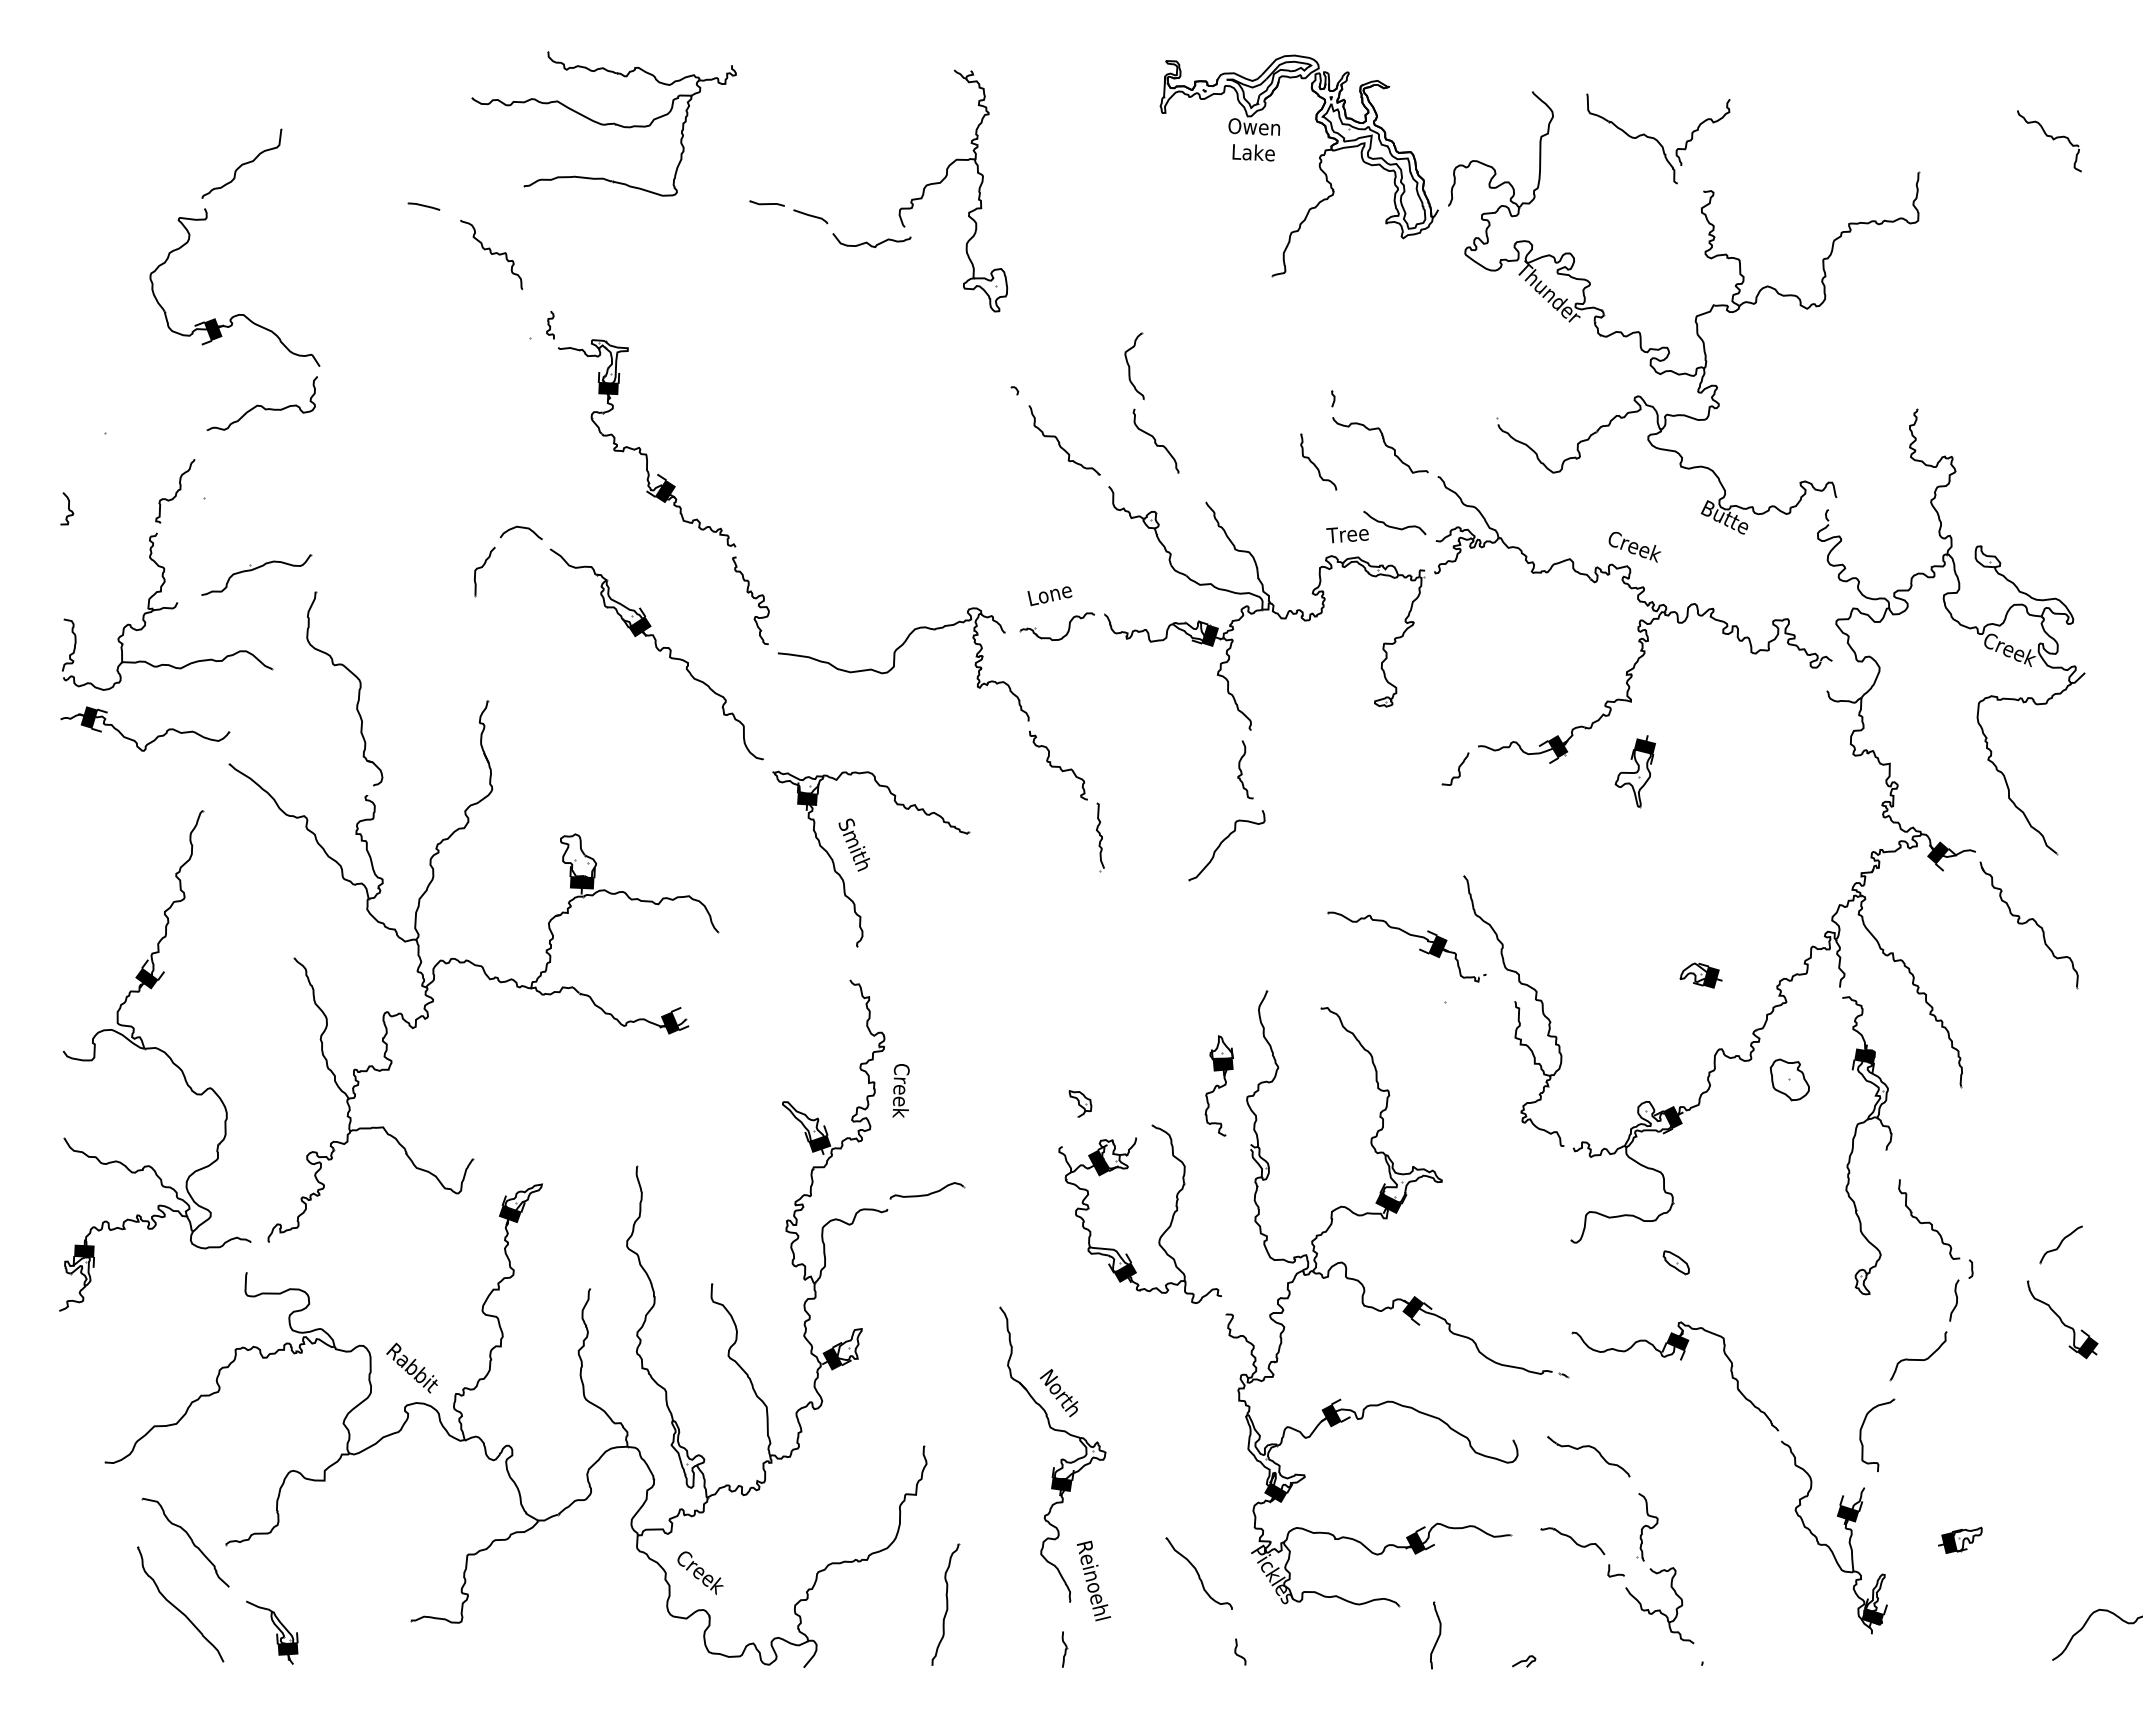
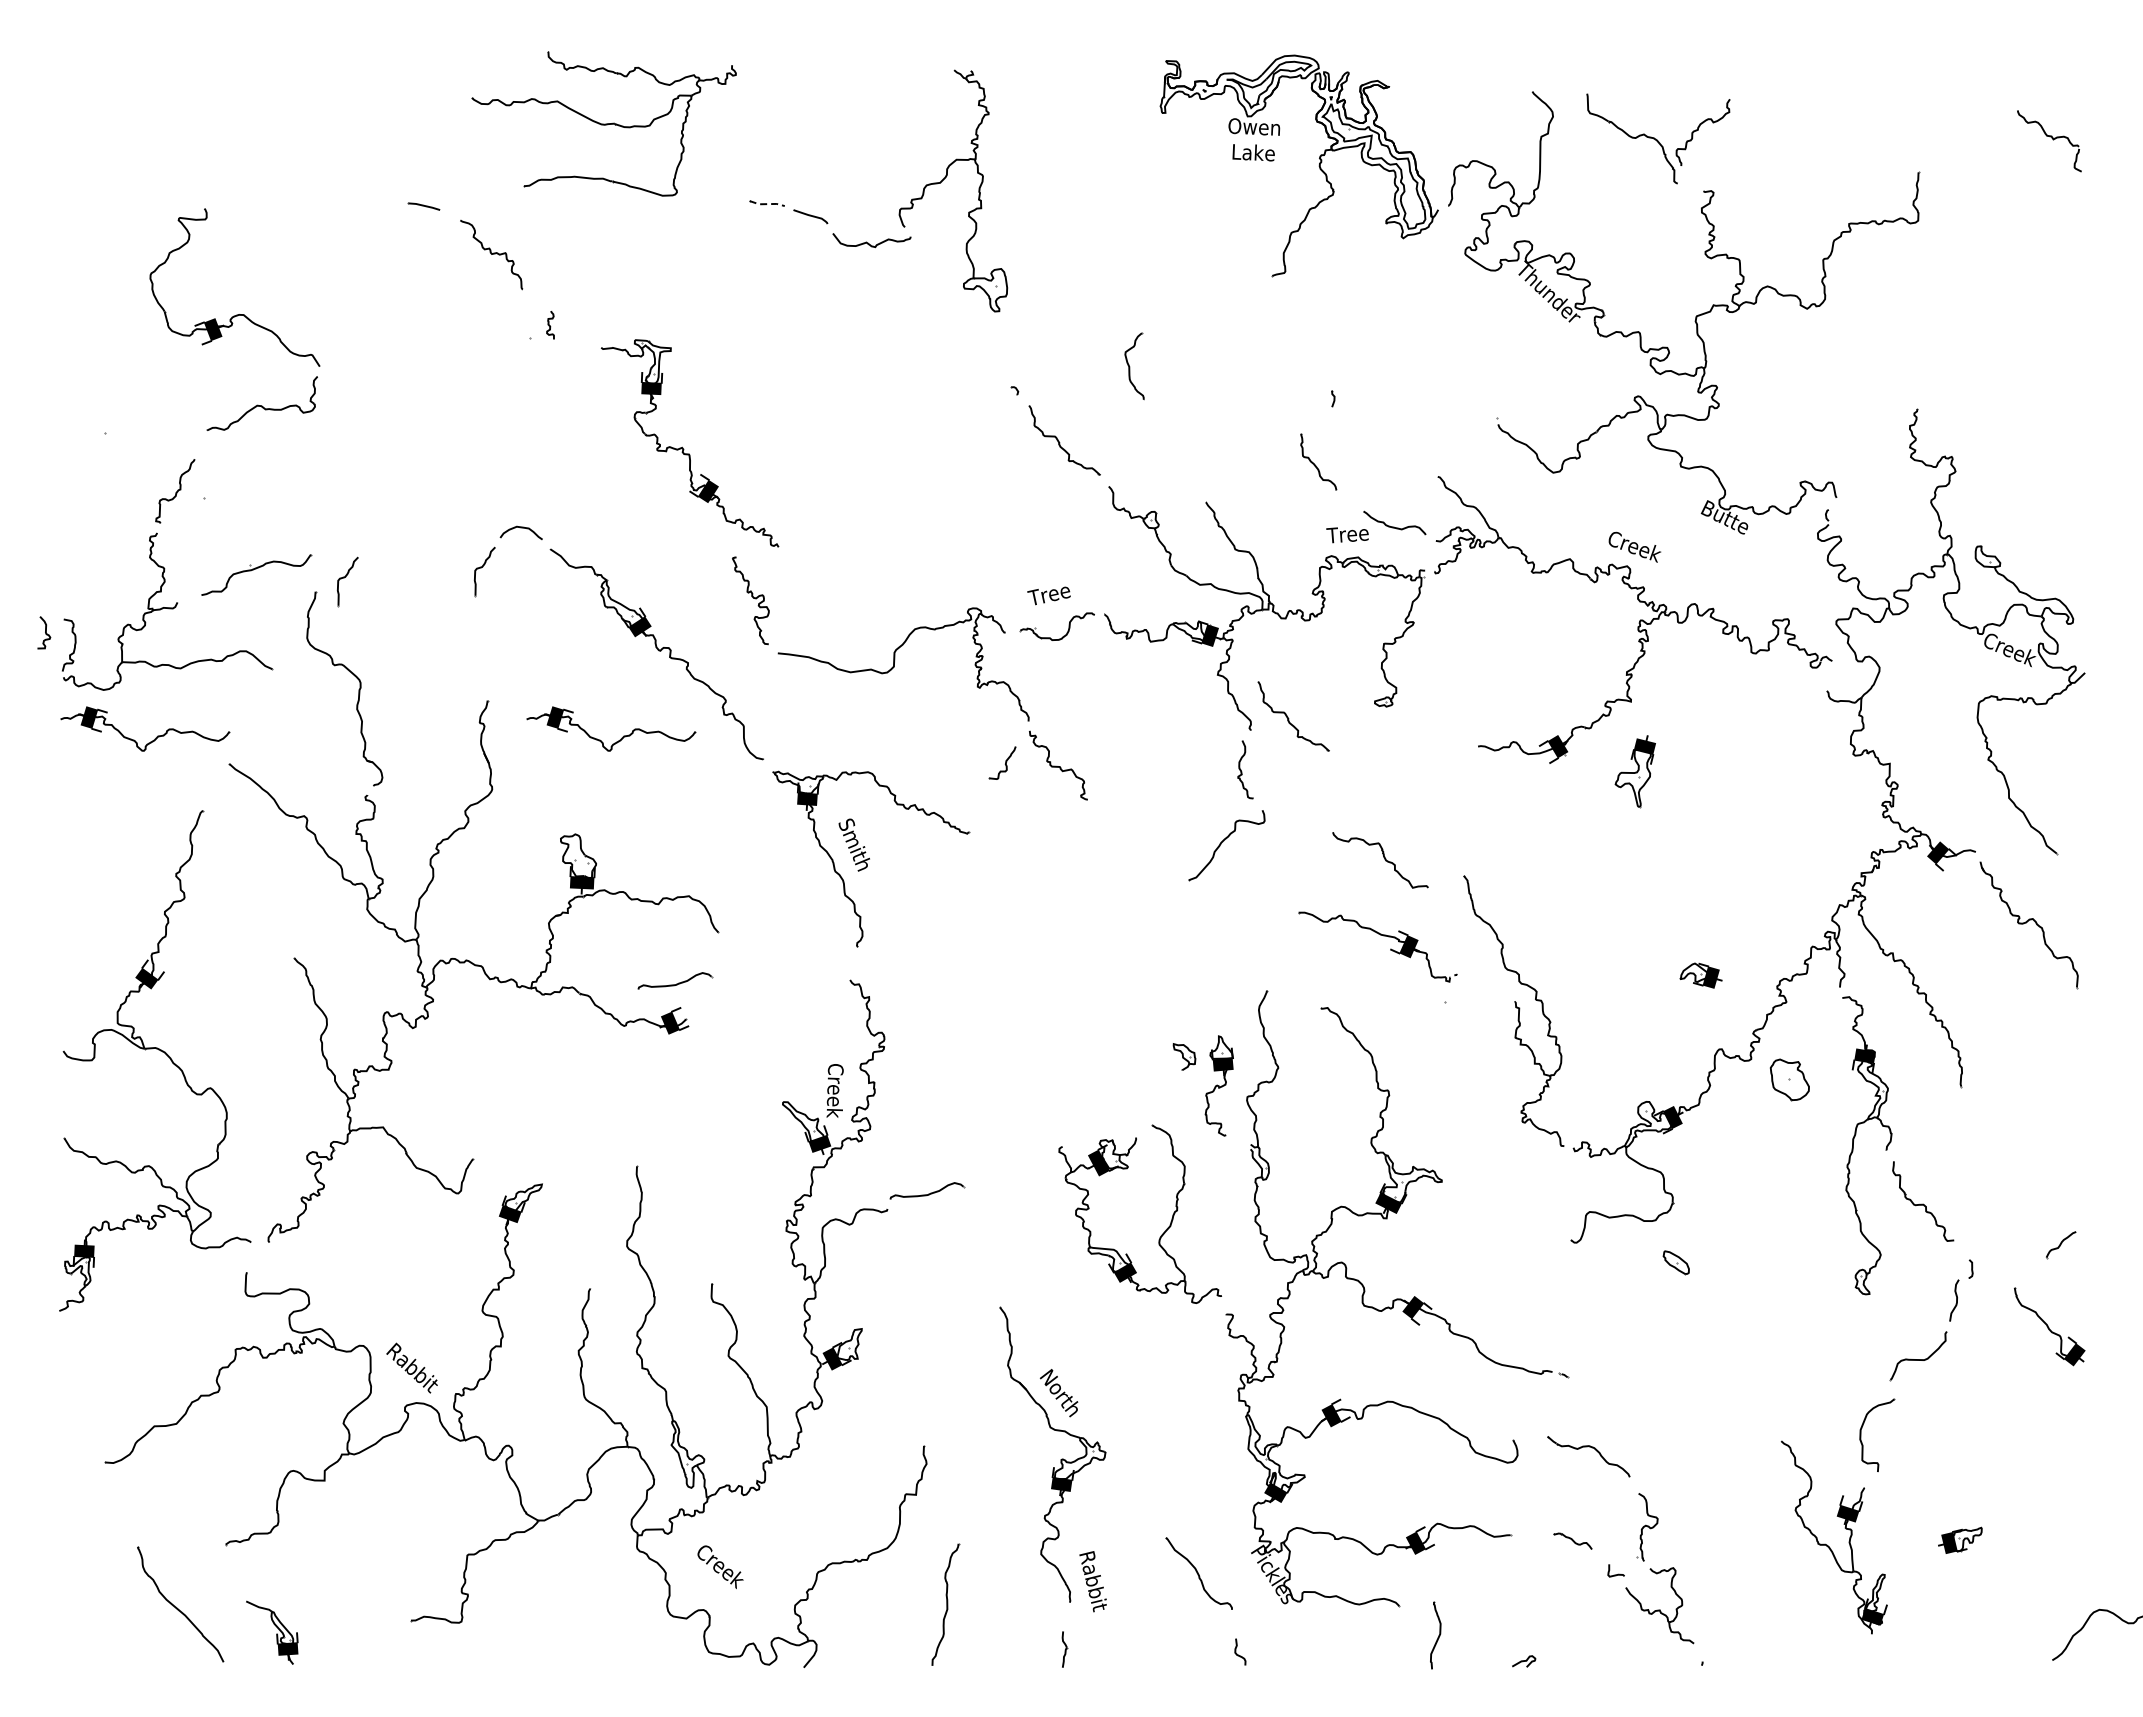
part: present -> none (241, 163)
line: solid -> dashed (768, 204)
curve: present -> none (1155, 440)
curve position: (1384, 444) -> (1384, 859) (1384, 859)
part position: (640, 447) -> (683, 447) (683, 447)
curve position: (68, 508) -> (45, 632) (45, 632)
part: none -> present (347, 581)
text: Lone -> Tree (1049, 596)
part: none -> present (1293, 716)
part: none -> present (621, 737)
part position: (1455, 768) -> (1002, 762) (1002, 762)
part: present -> none (1099, 837)
part position: (1409, 935) -> (1380, 935) (1380, 935)
part: none -> present (675, 980)
text position: (900, 1090) -> (834, 1090) (834, 1090)
part position: (1080, 1103) -> (1184, 1056) (1184, 1056)
part position: (1929, 1219) -> (1923, 1201) (1923, 1201)
part size: 44x40 px -> 31x29 px (2061, 1245)
part position: (2062, 1319) -> (2049, 1326) (2049, 1326)
part: present -> none (1680, 1360)
part size: 66x29 px -> 40x18 px (1572, 1540)
part: present -> none (185, 1542)
text position: (700, 1572) -> (720, 1566) (720, 1566)
text: Reinoehl -> Rabbit (1093, 1580)
